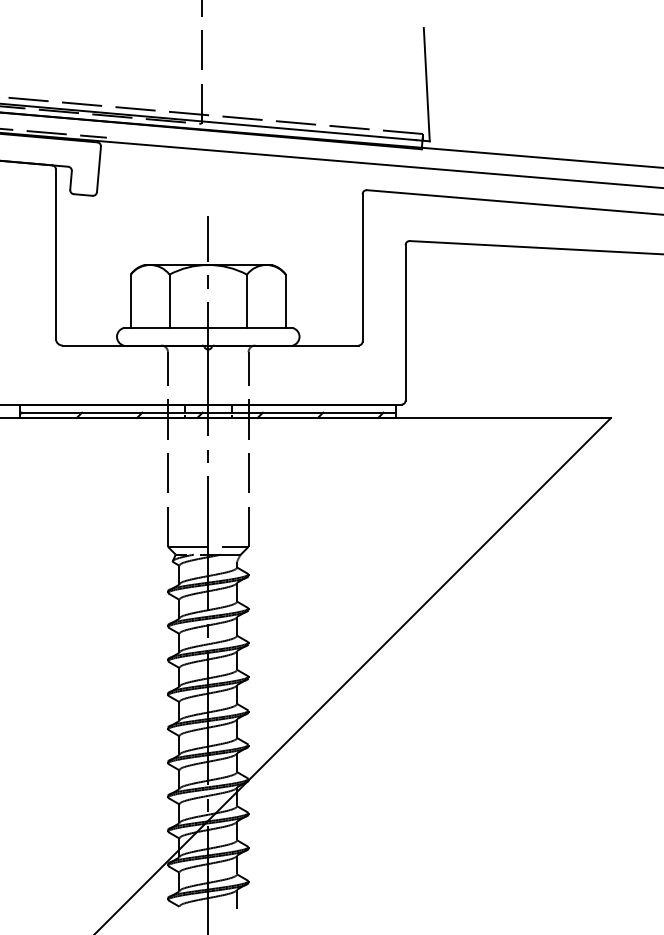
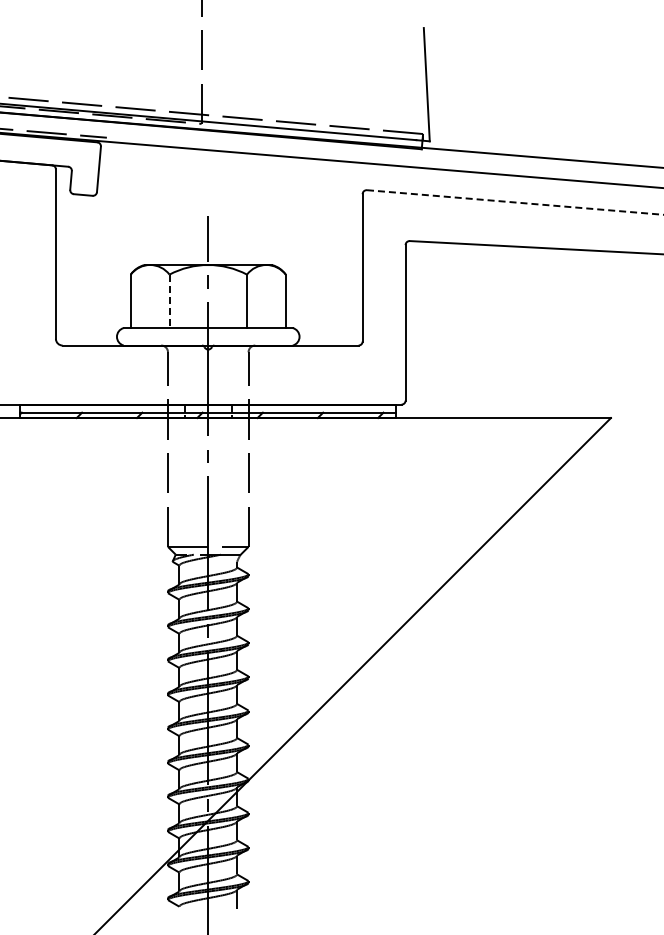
line: solid -> dashed (515, 202)
line: solid -> dashed (169, 301)
